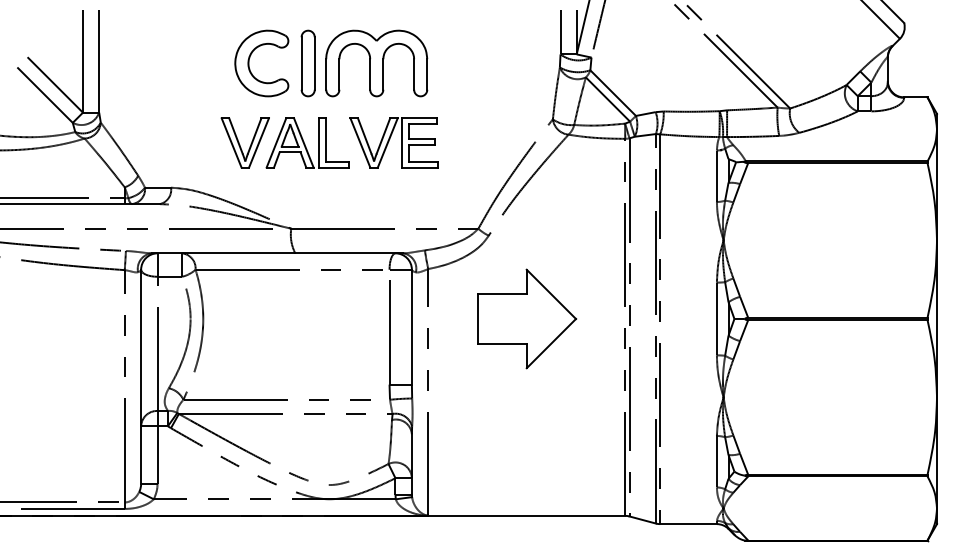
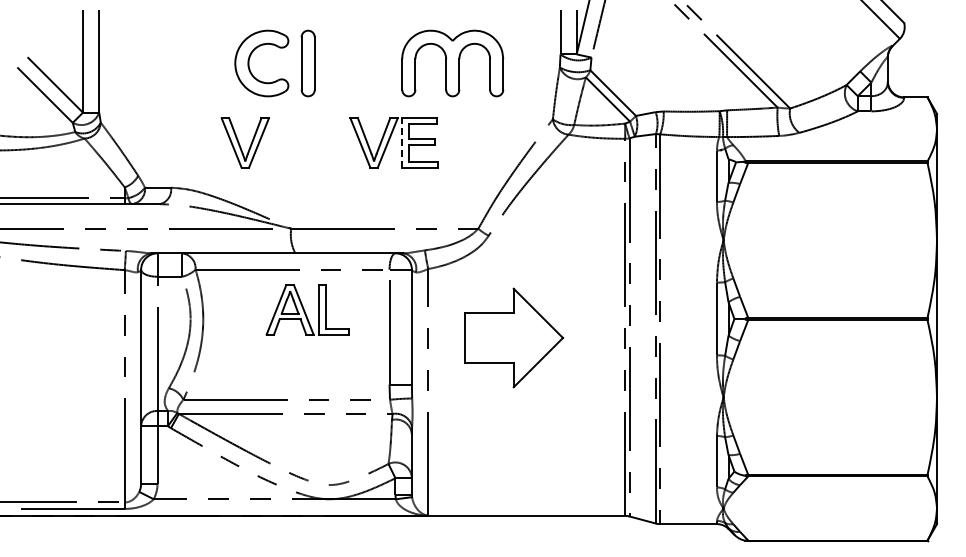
part position: (376, 63) -> (452, 63) (452, 63)
part position: (307, 142) -> (307, 309) (307, 309)
line: solid -> dashed (402, 142)
part position: (527, 318) -> (514, 337) (514, 337)
